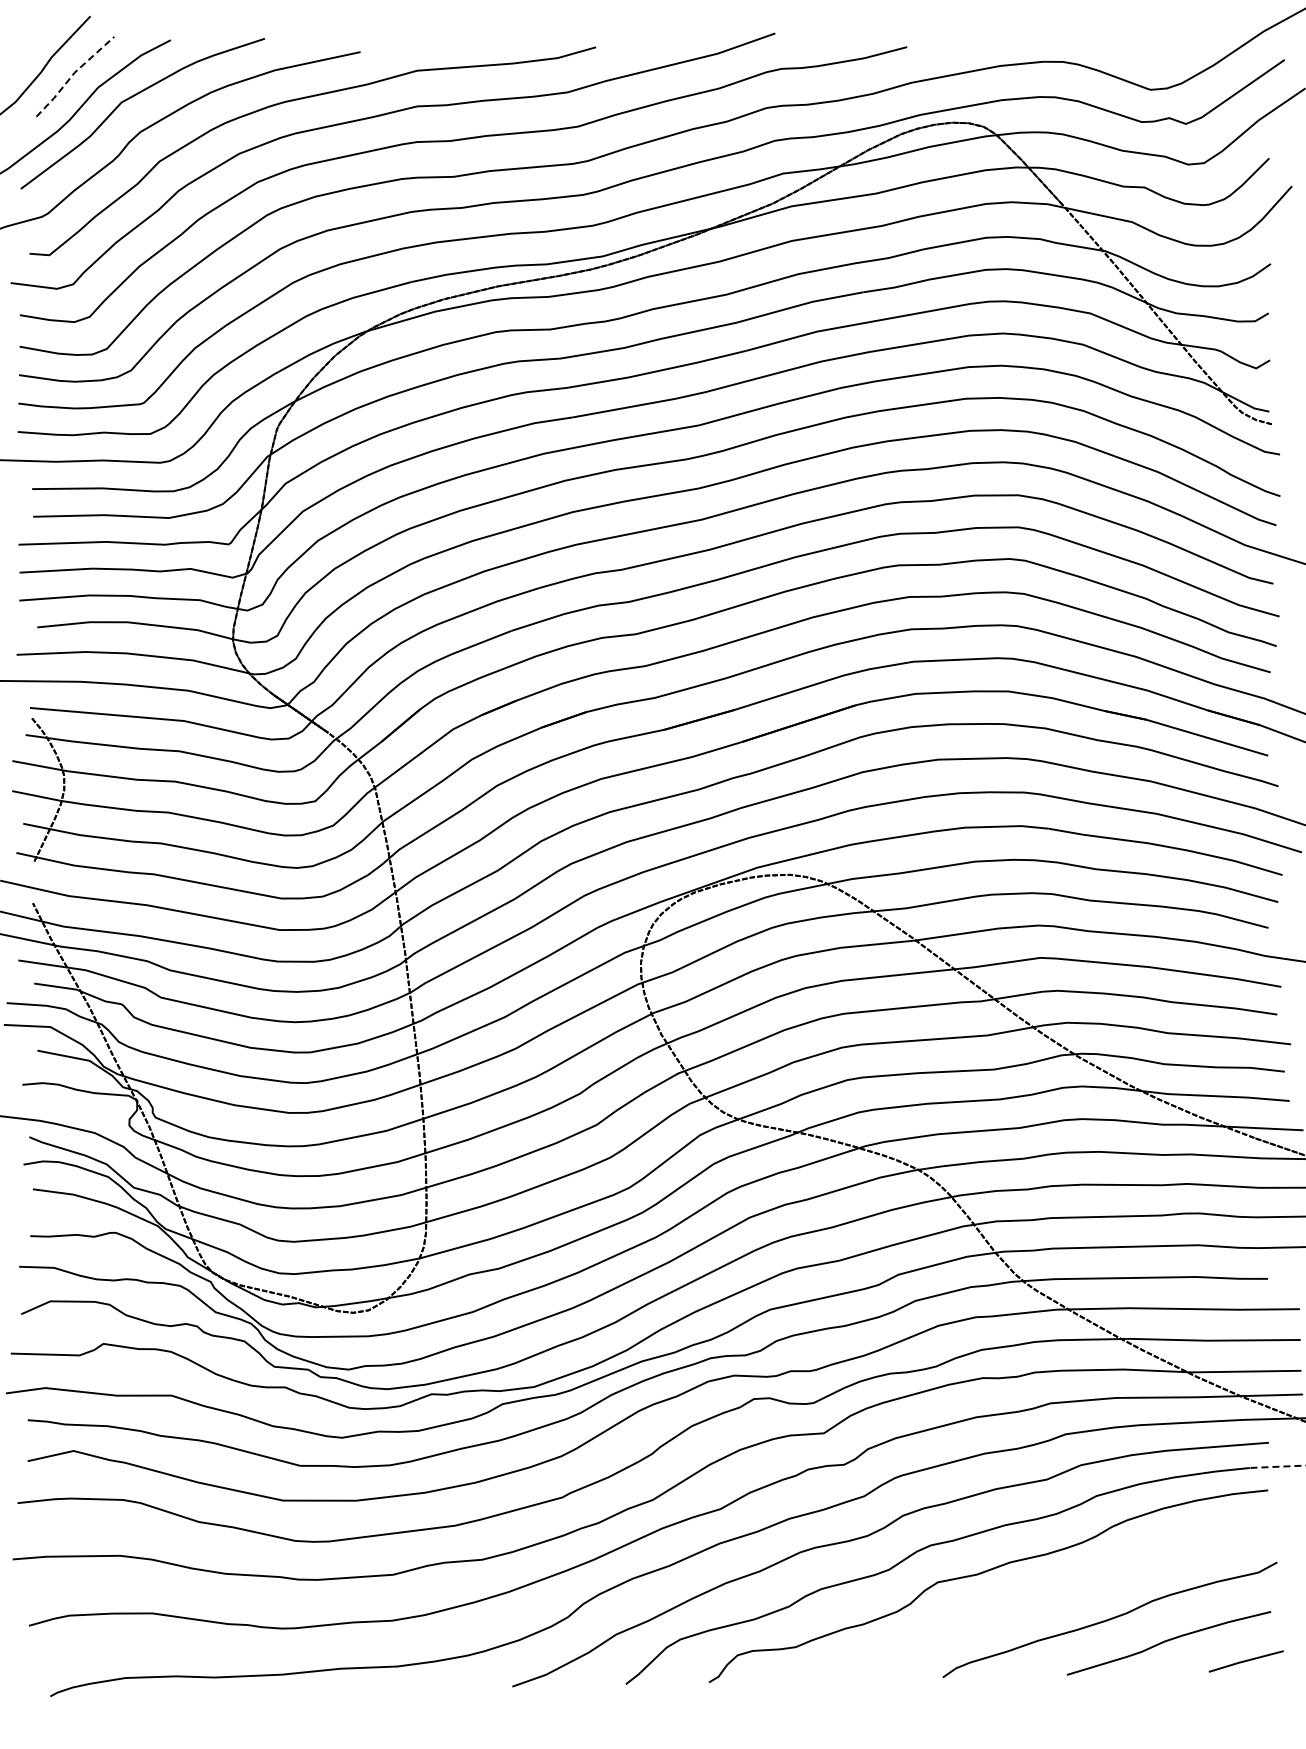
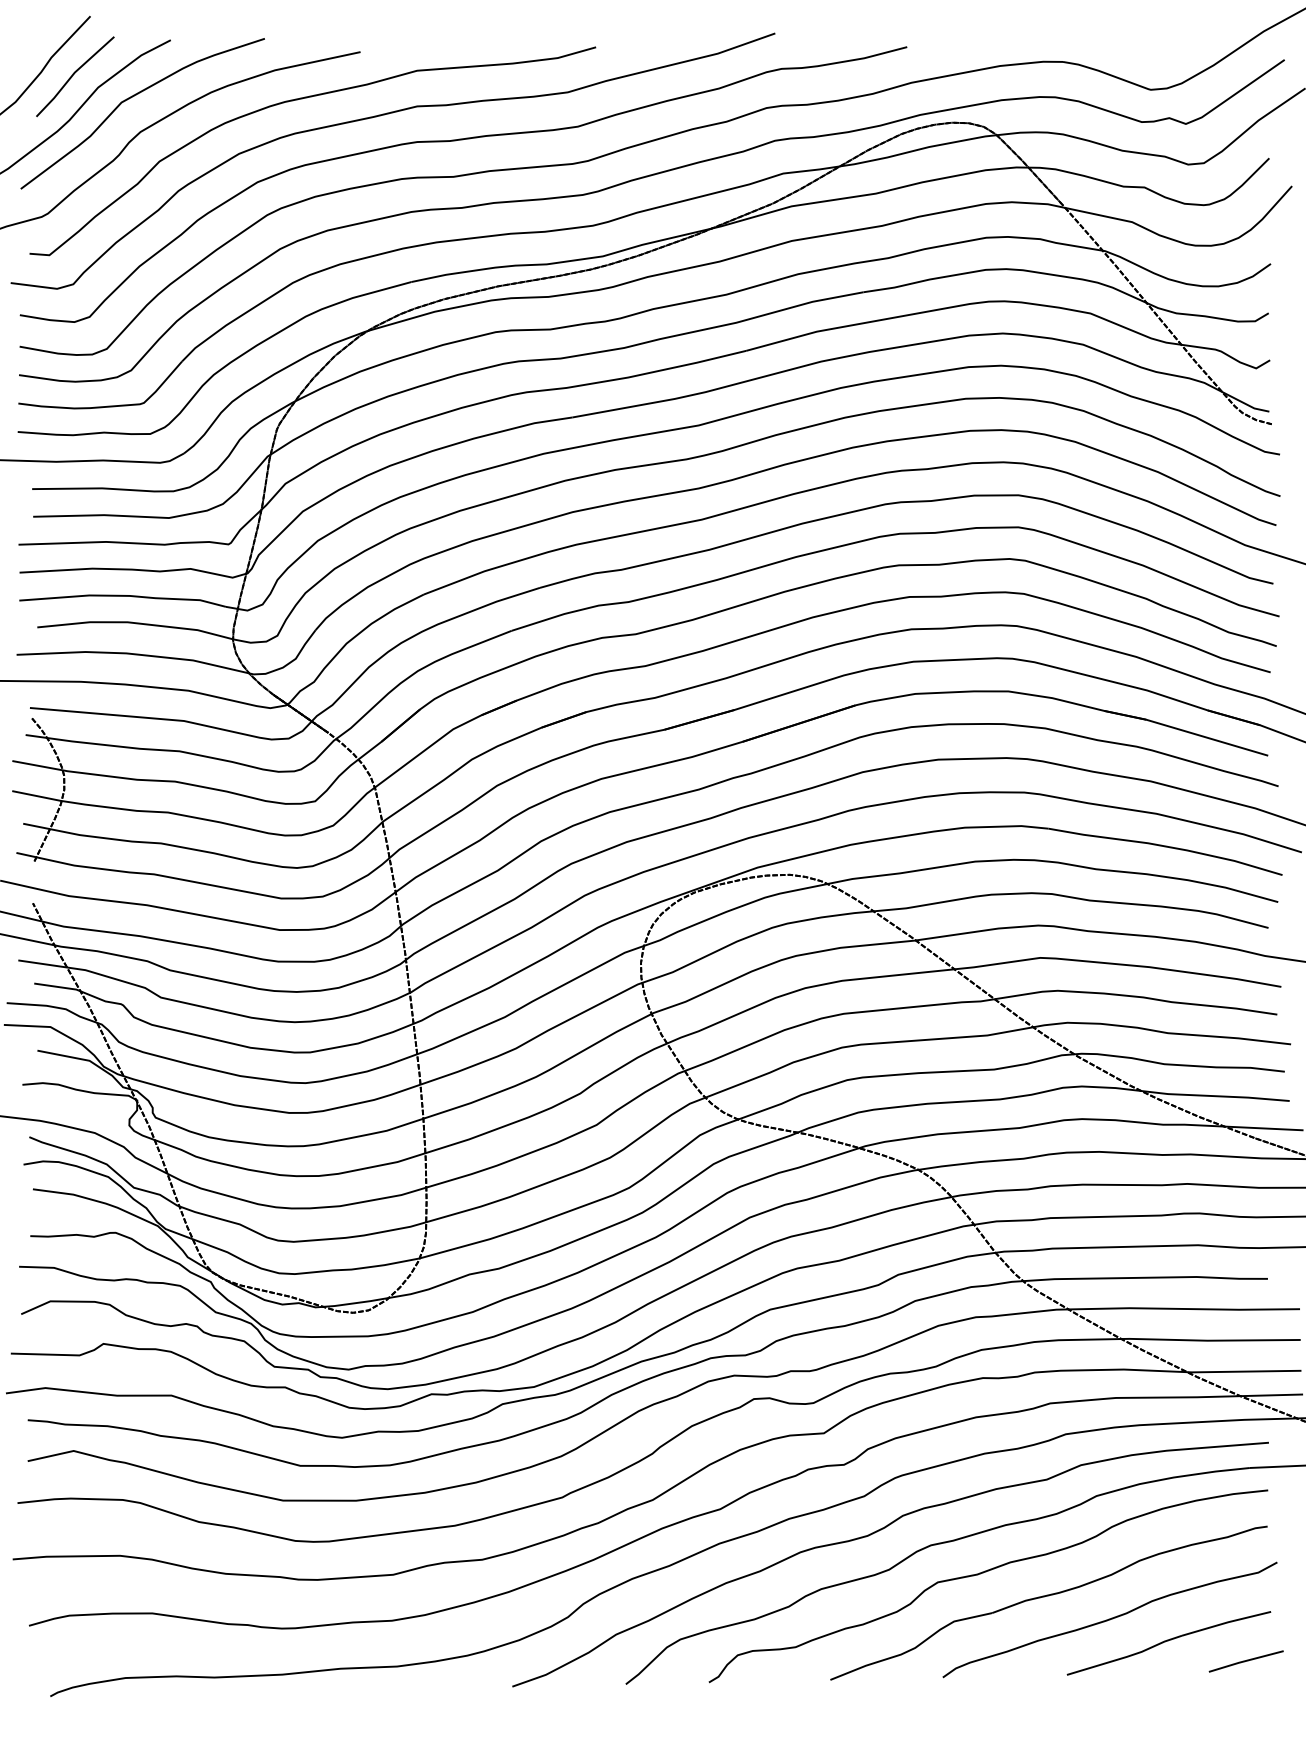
line: dashed -> solid (73, 74)
line: dashed -> solid (1277, 1466)
part: none -> present (1048, 1602)
